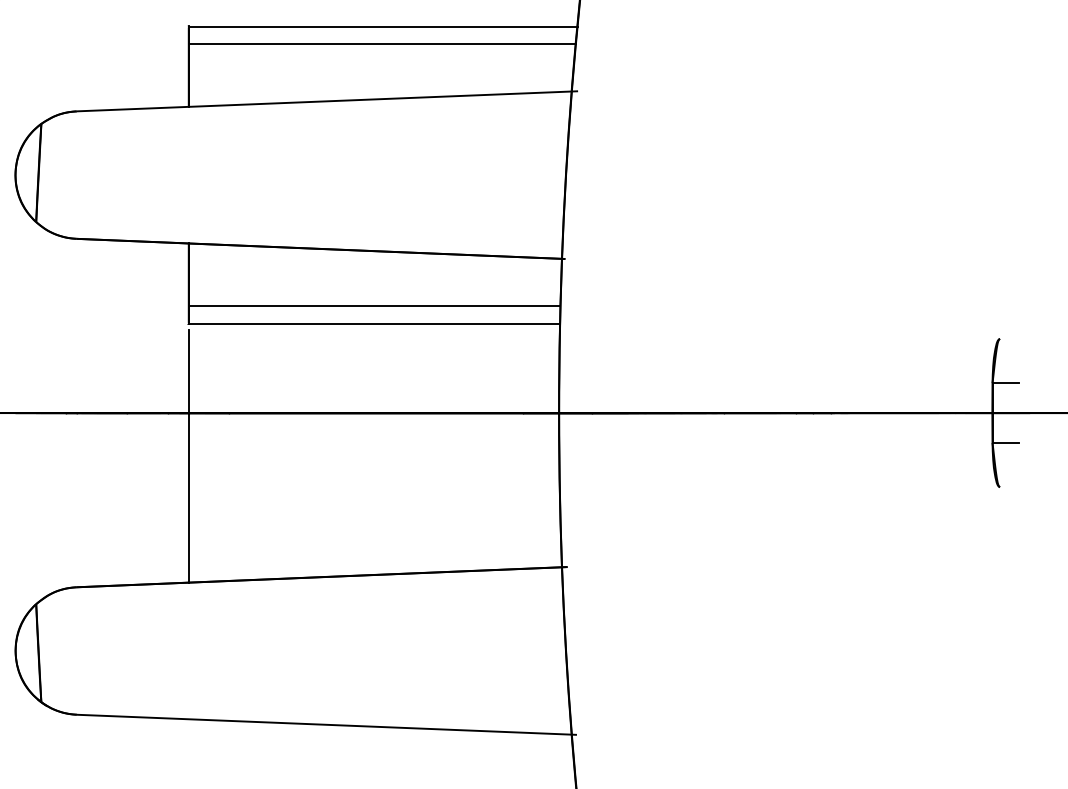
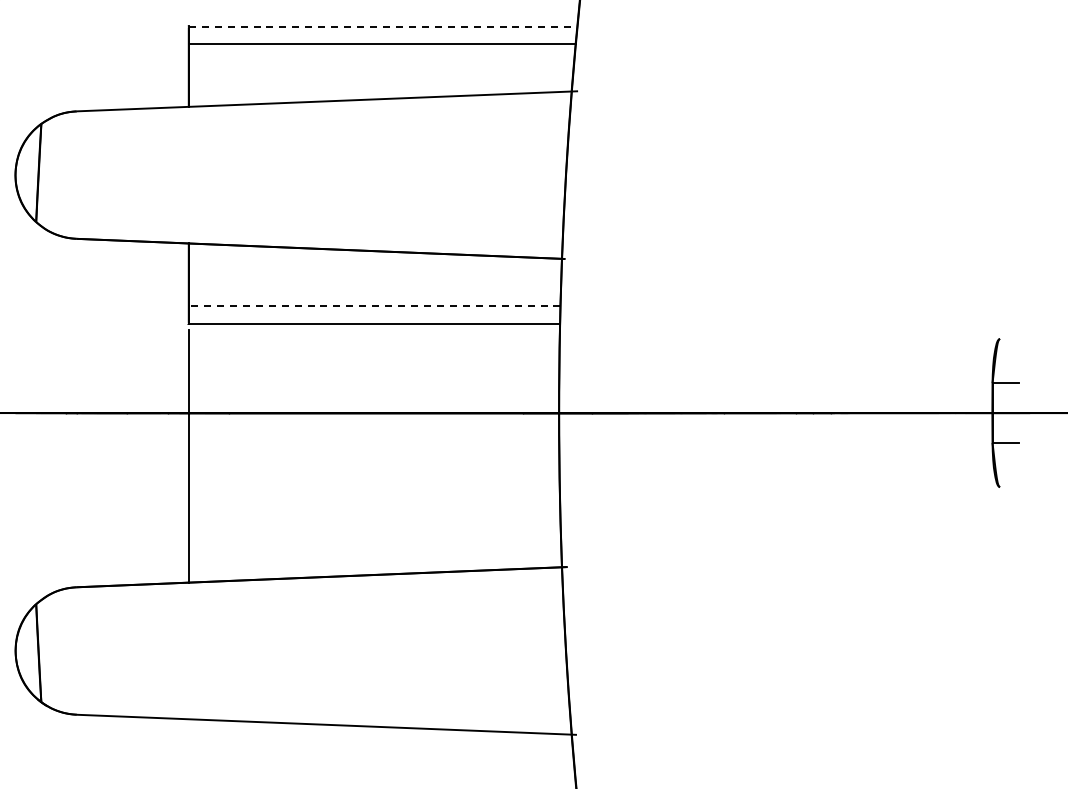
line: solid -> dashed (383, 26)
line: solid -> dashed (374, 306)
